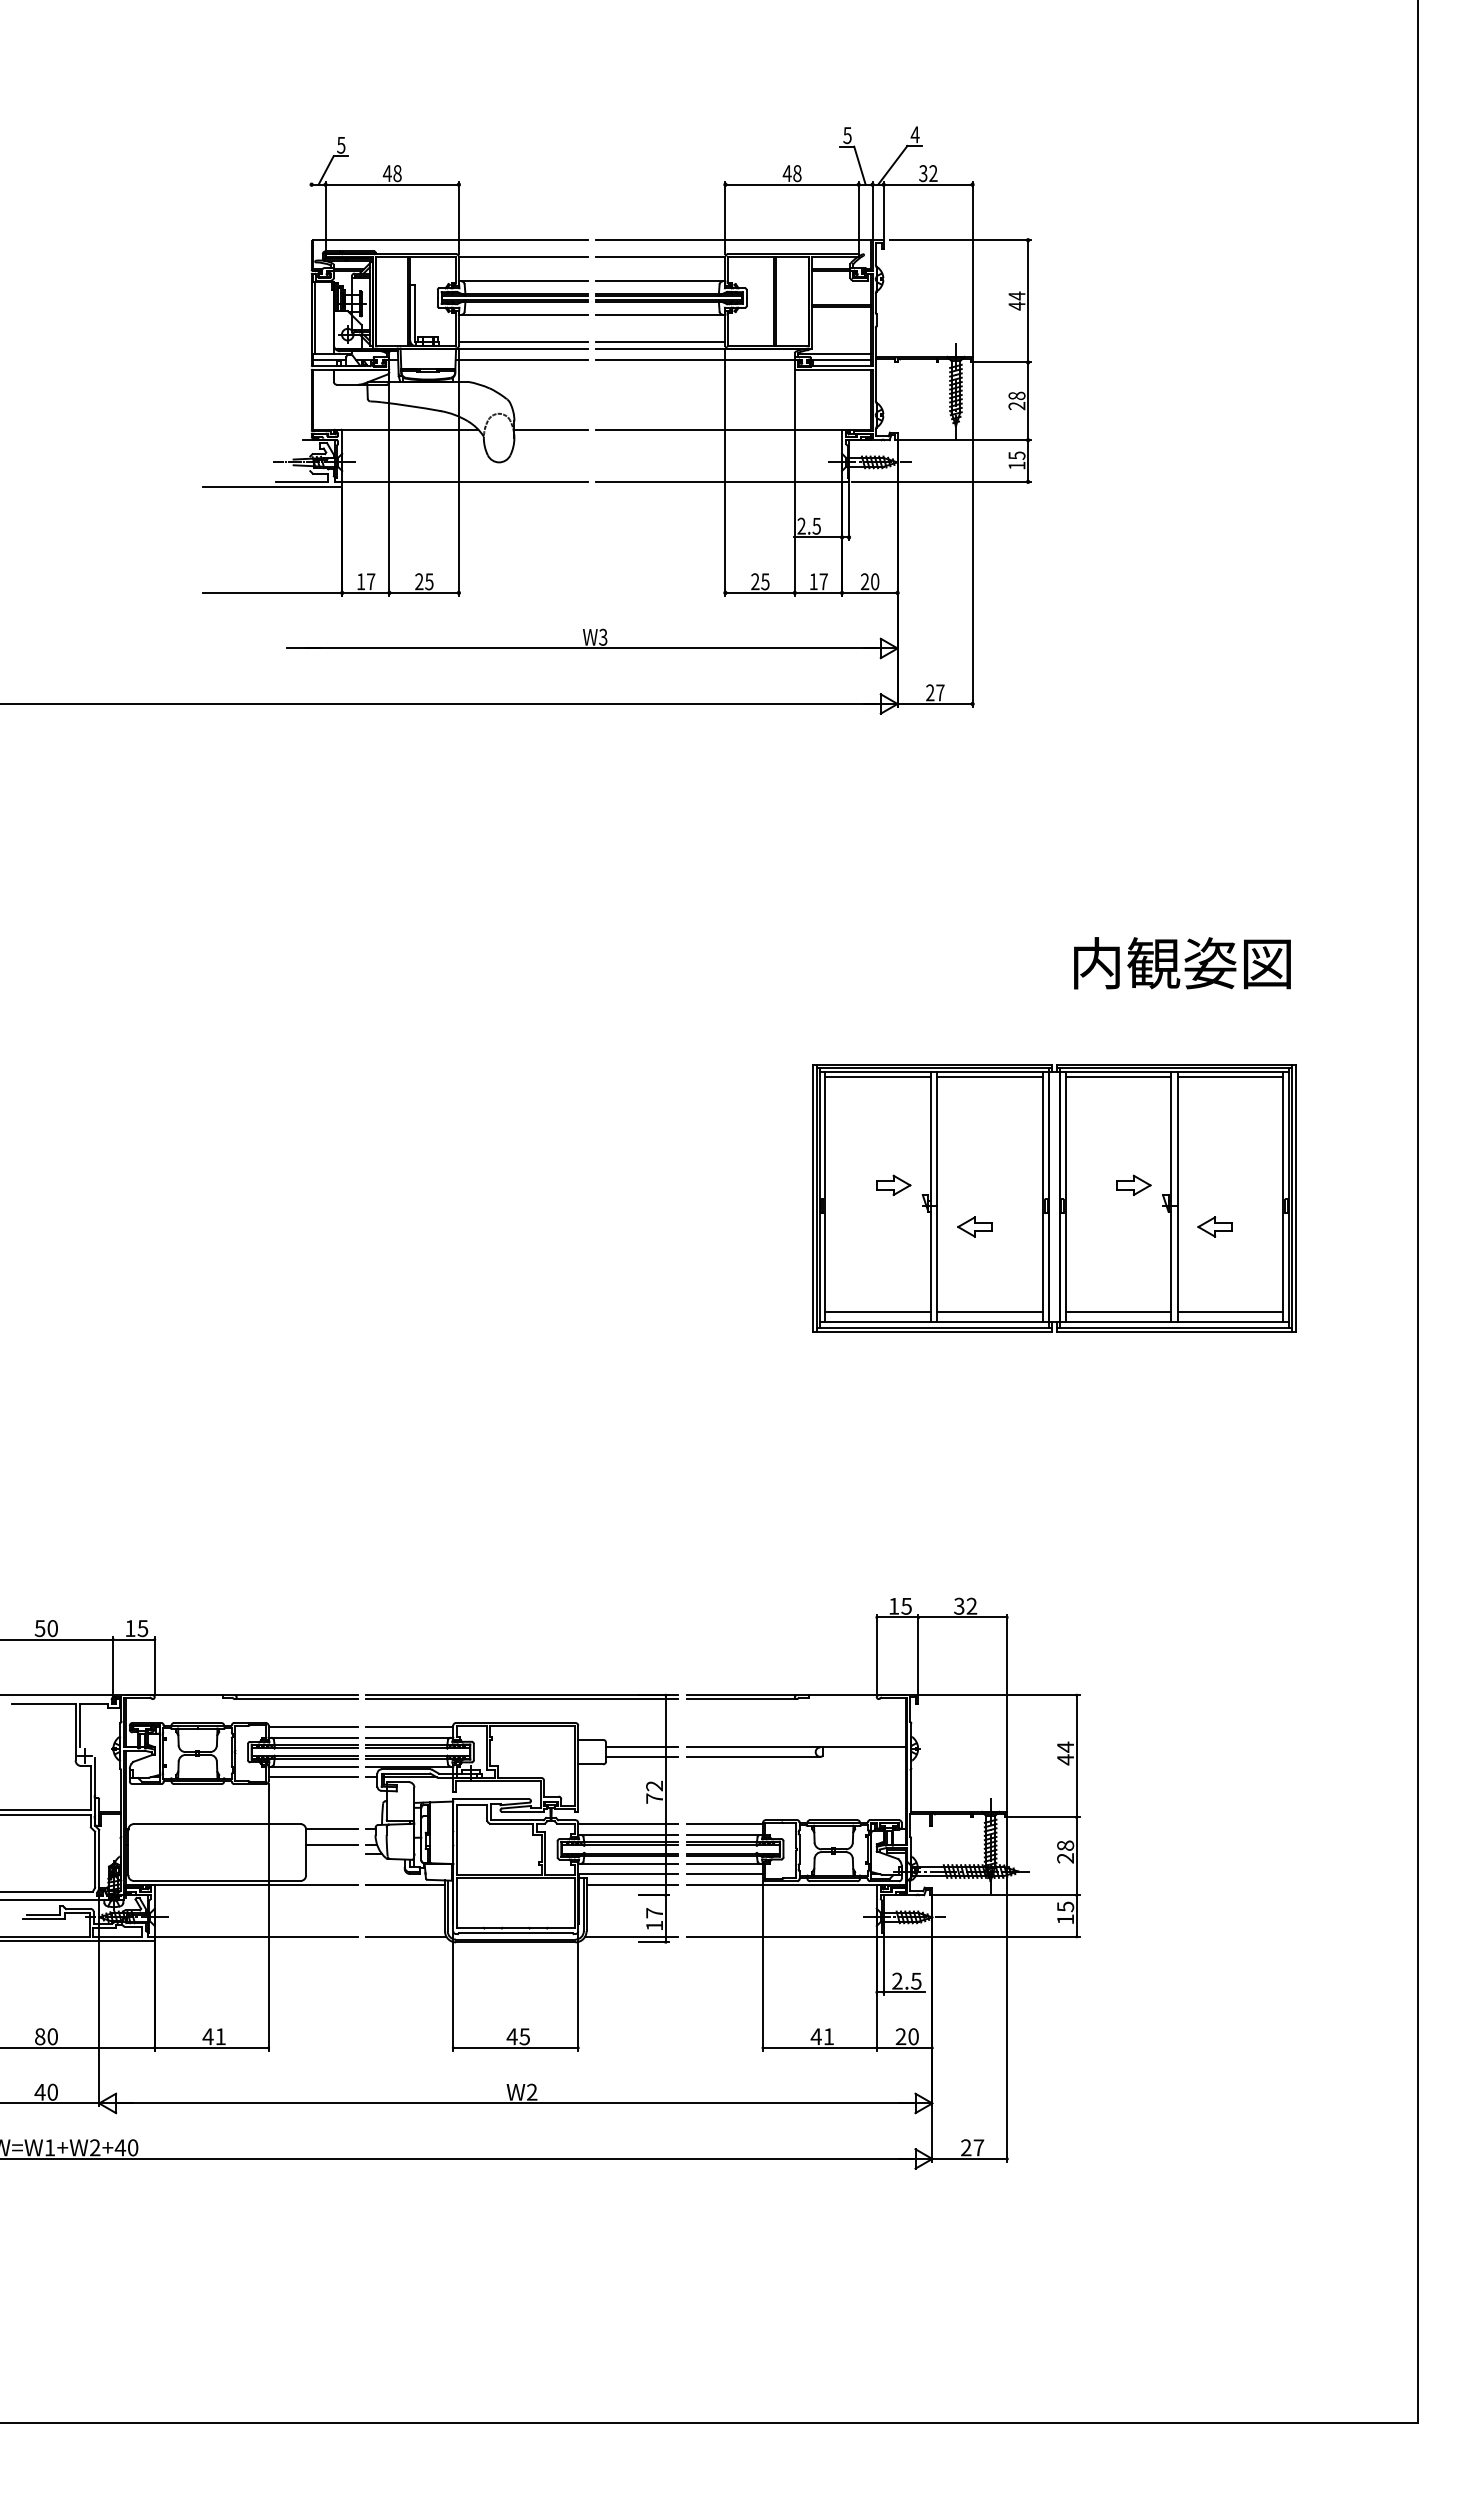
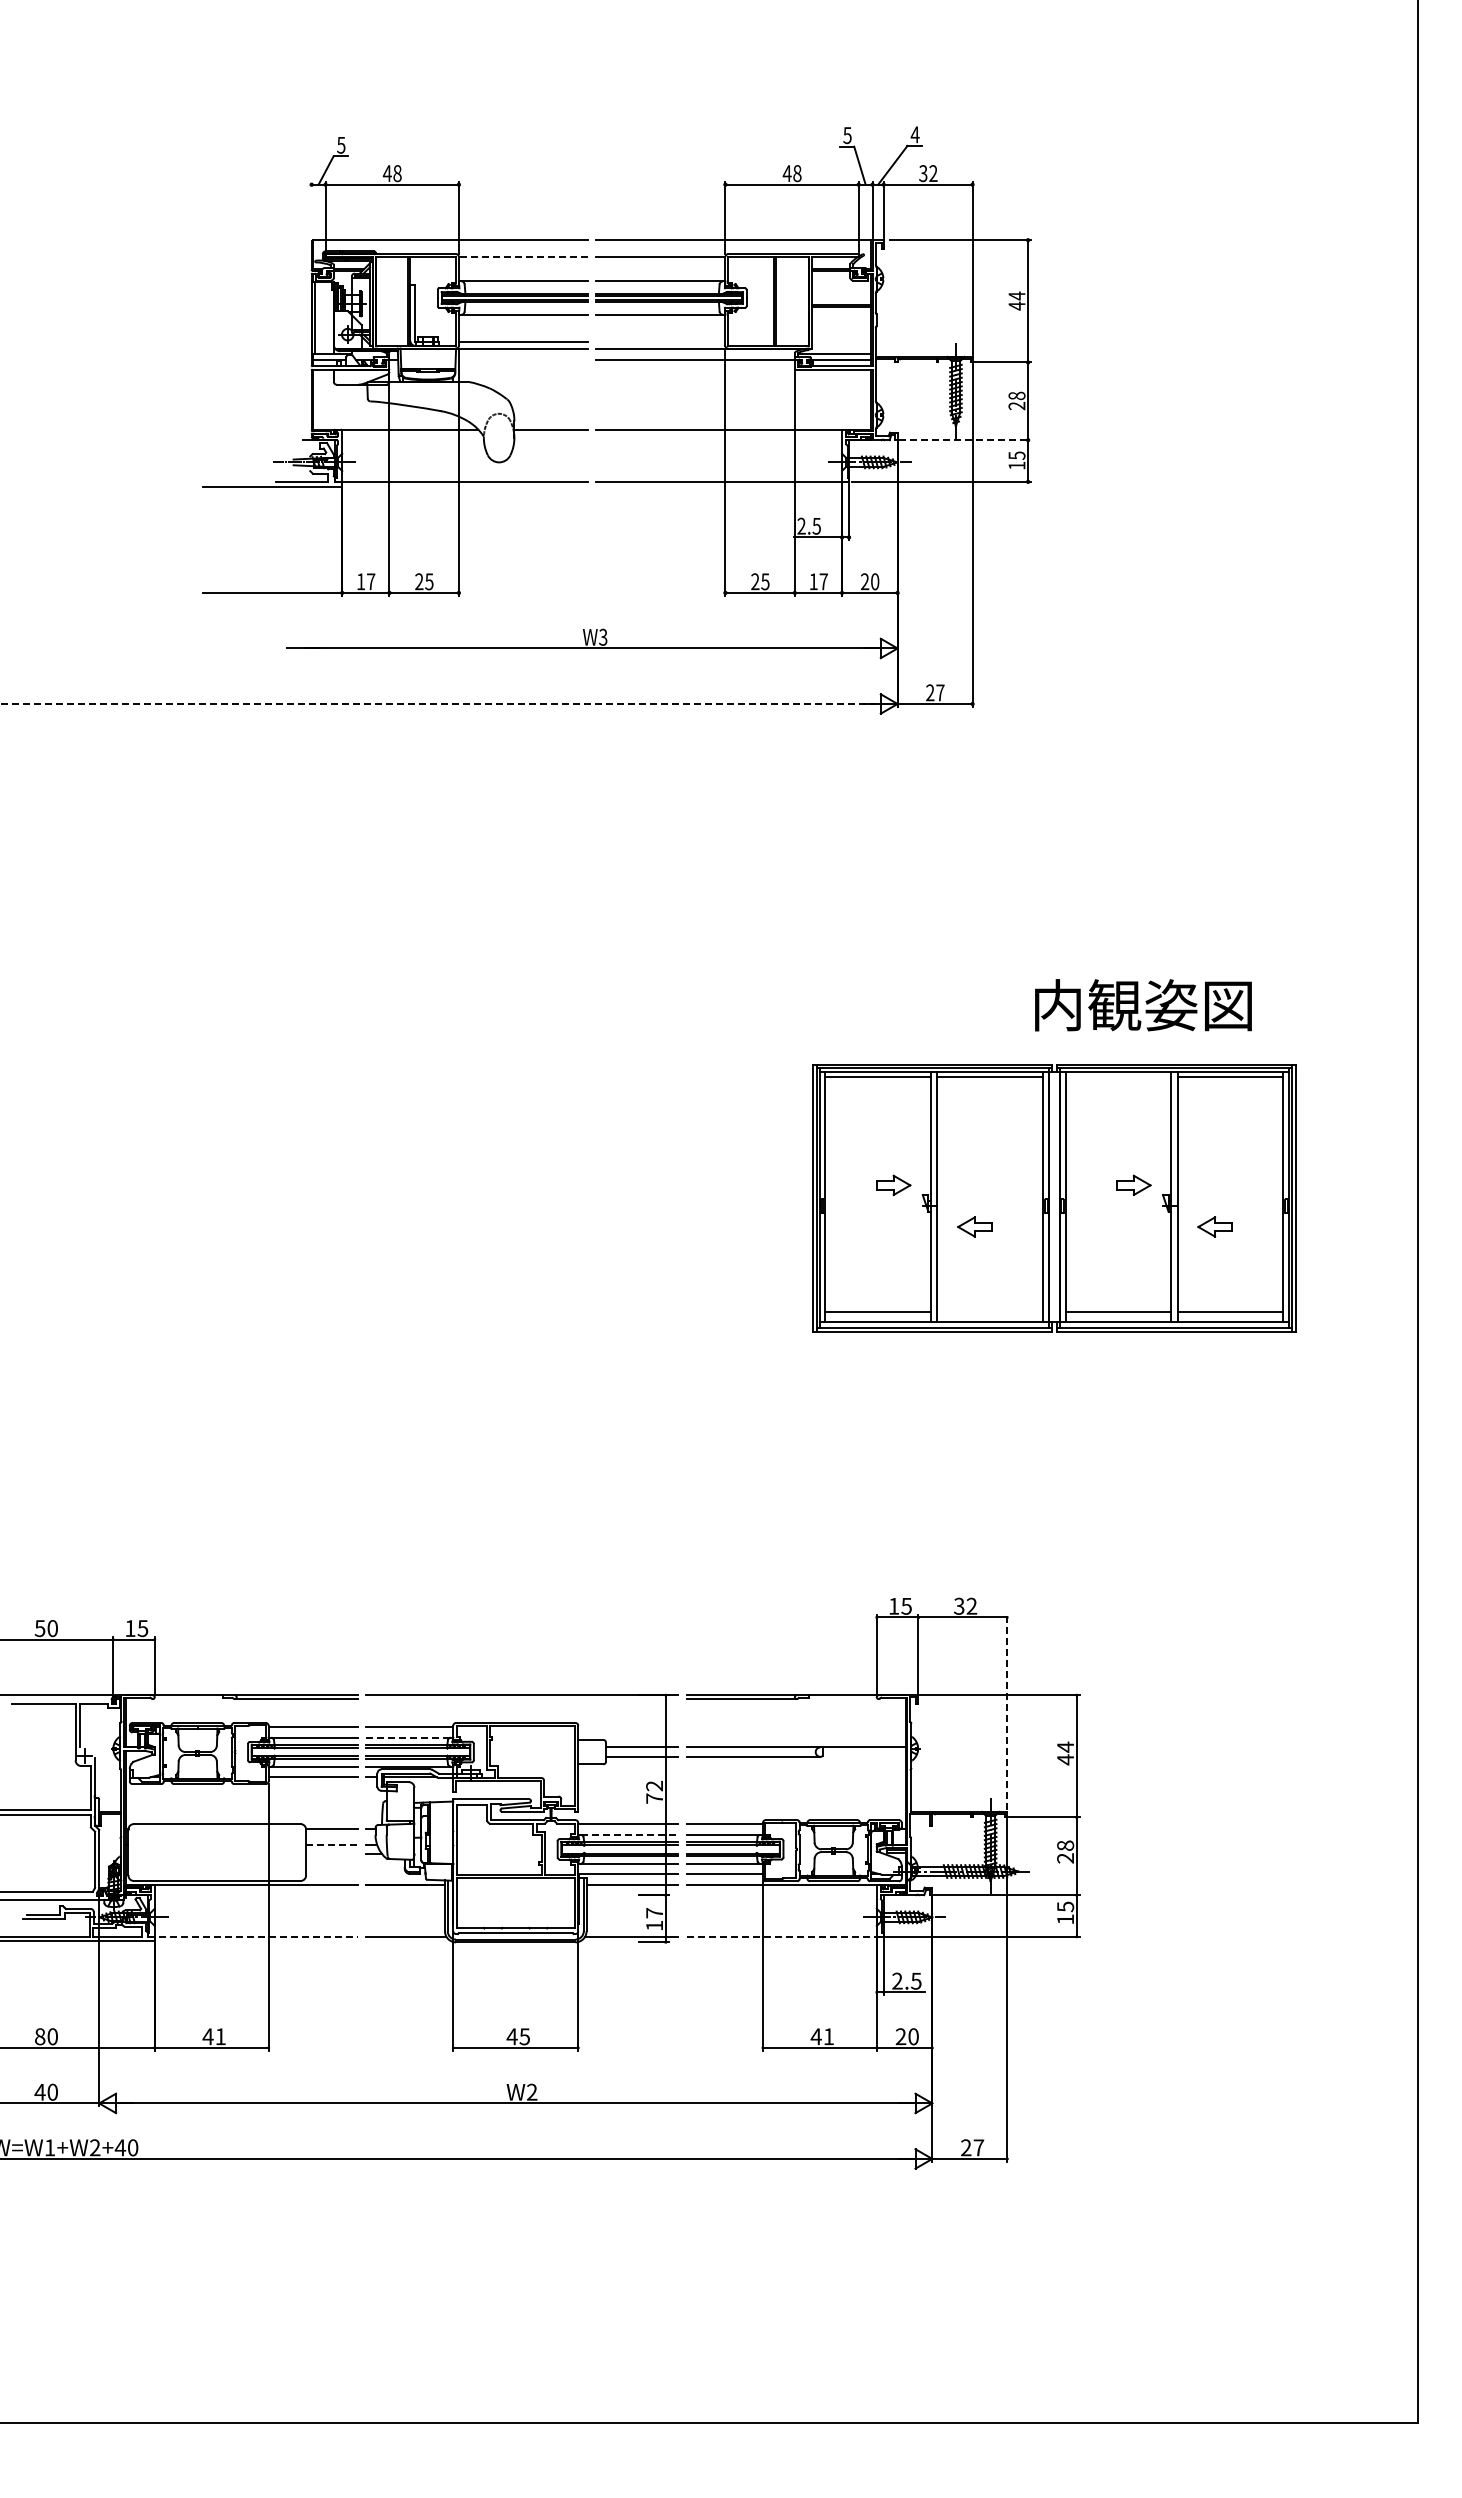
line: solid -> dashed (523, 256)
line: present -> none (660, 341)
line: present -> none (521, 359)
line: solid -> dashed (965, 440)
line: solid -> dashed (439, 704)
text position: (1182, 963) -> (1143, 1005) (1143, 1005)
line: present -> none (1118, 1077)
line: present -> none (990, 1311)
line: present -> none (522, 1699)
line: solid -> dashed (1007, 1712)
line: solid -> dashed (408, 1737)
line: solid -> dashed (629, 1834)
line: solid -> dashed (331, 1844)
line: solid -> dashed (252, 1936)
line: solid -> dashed (785, 1936)
